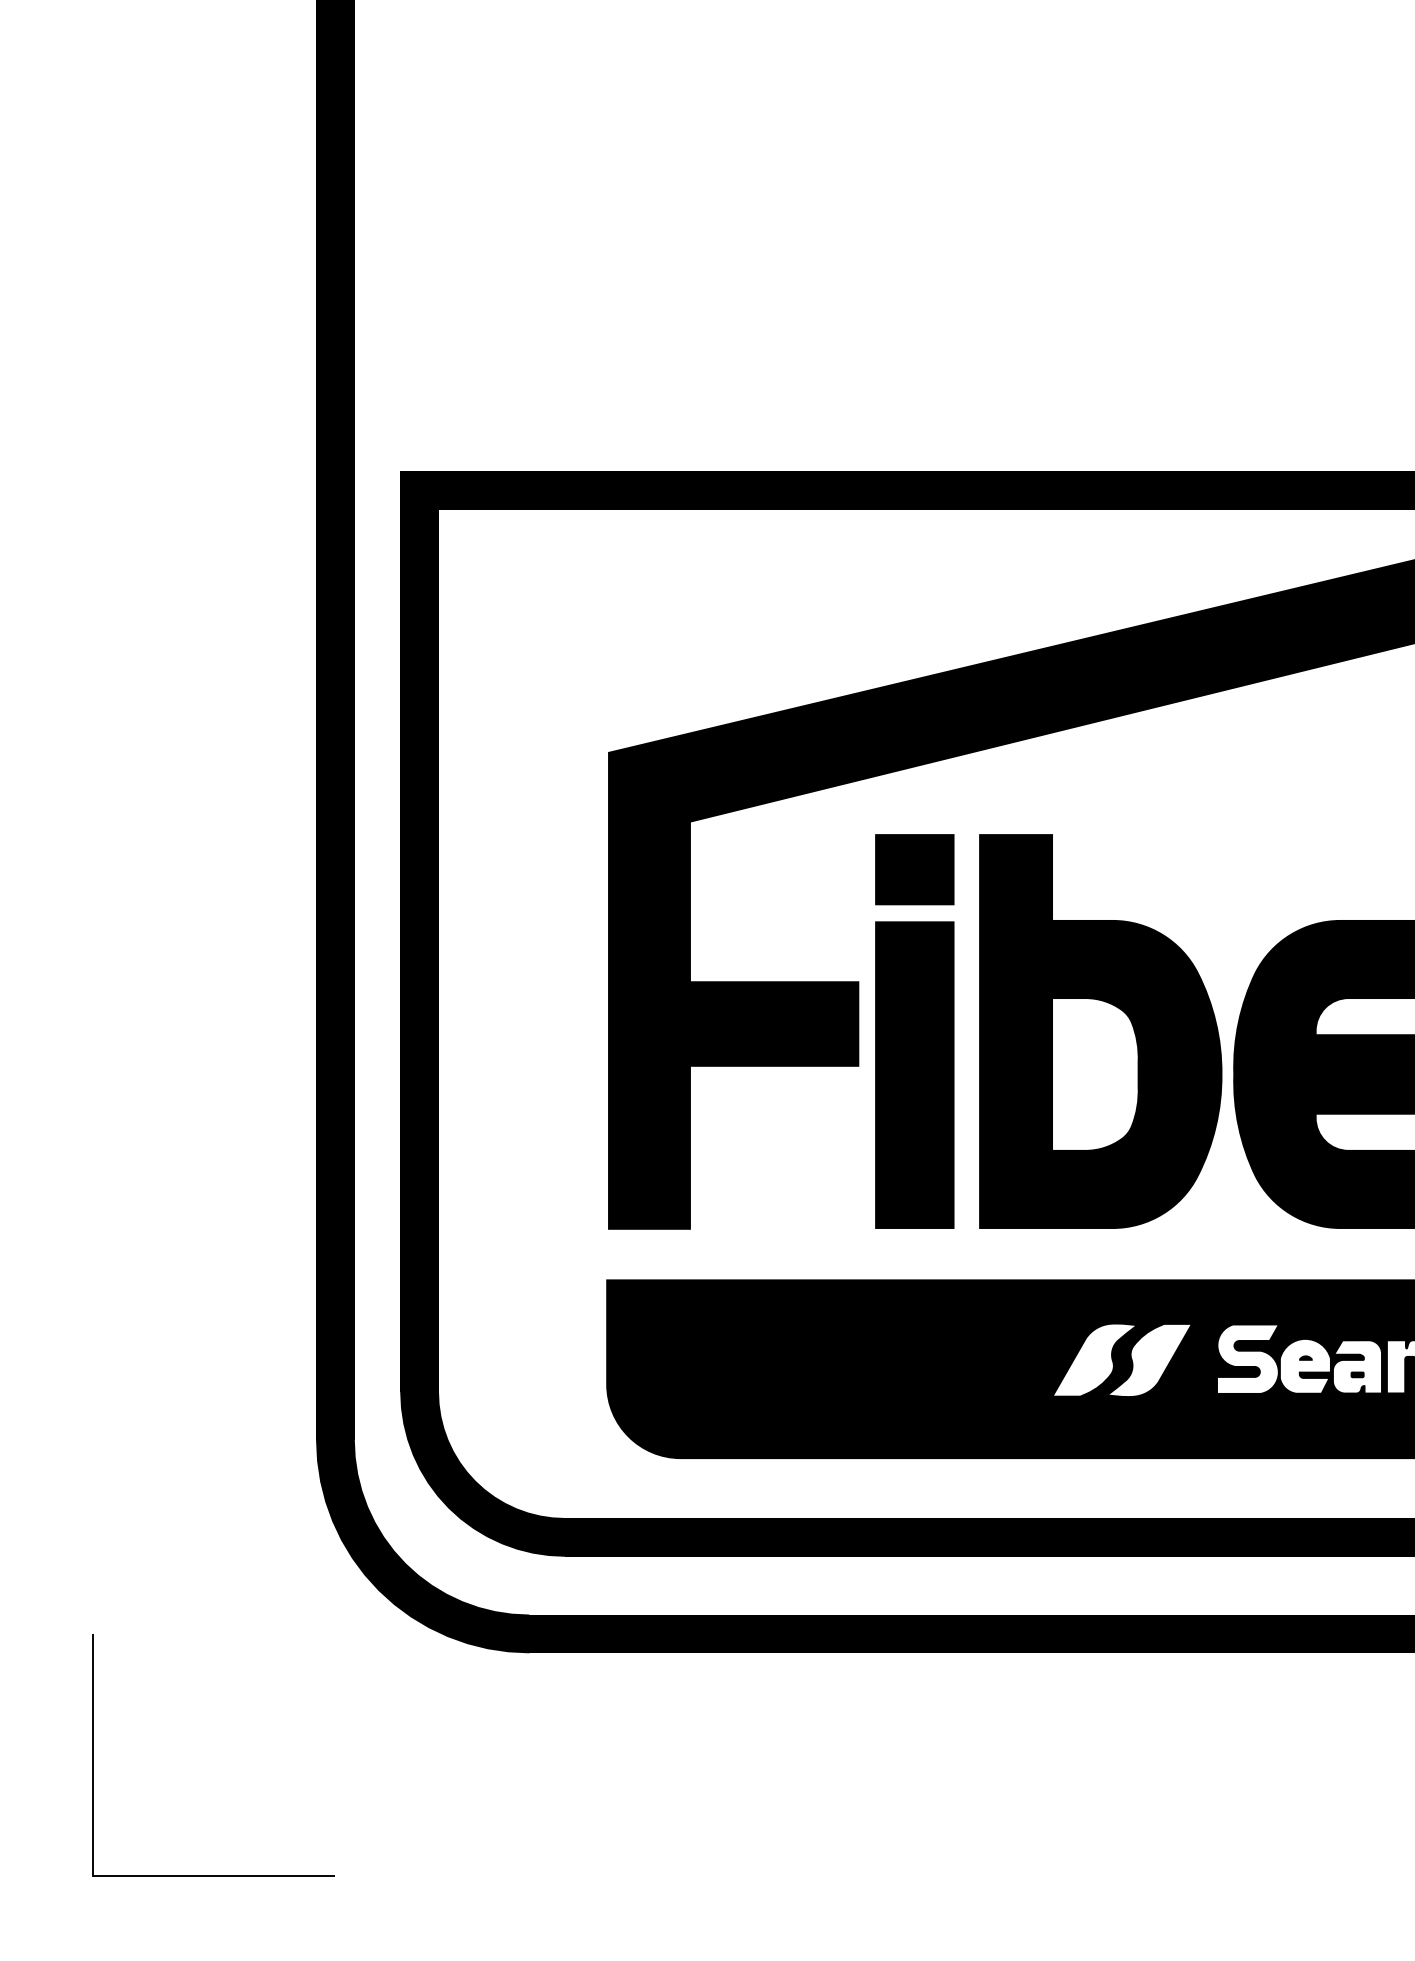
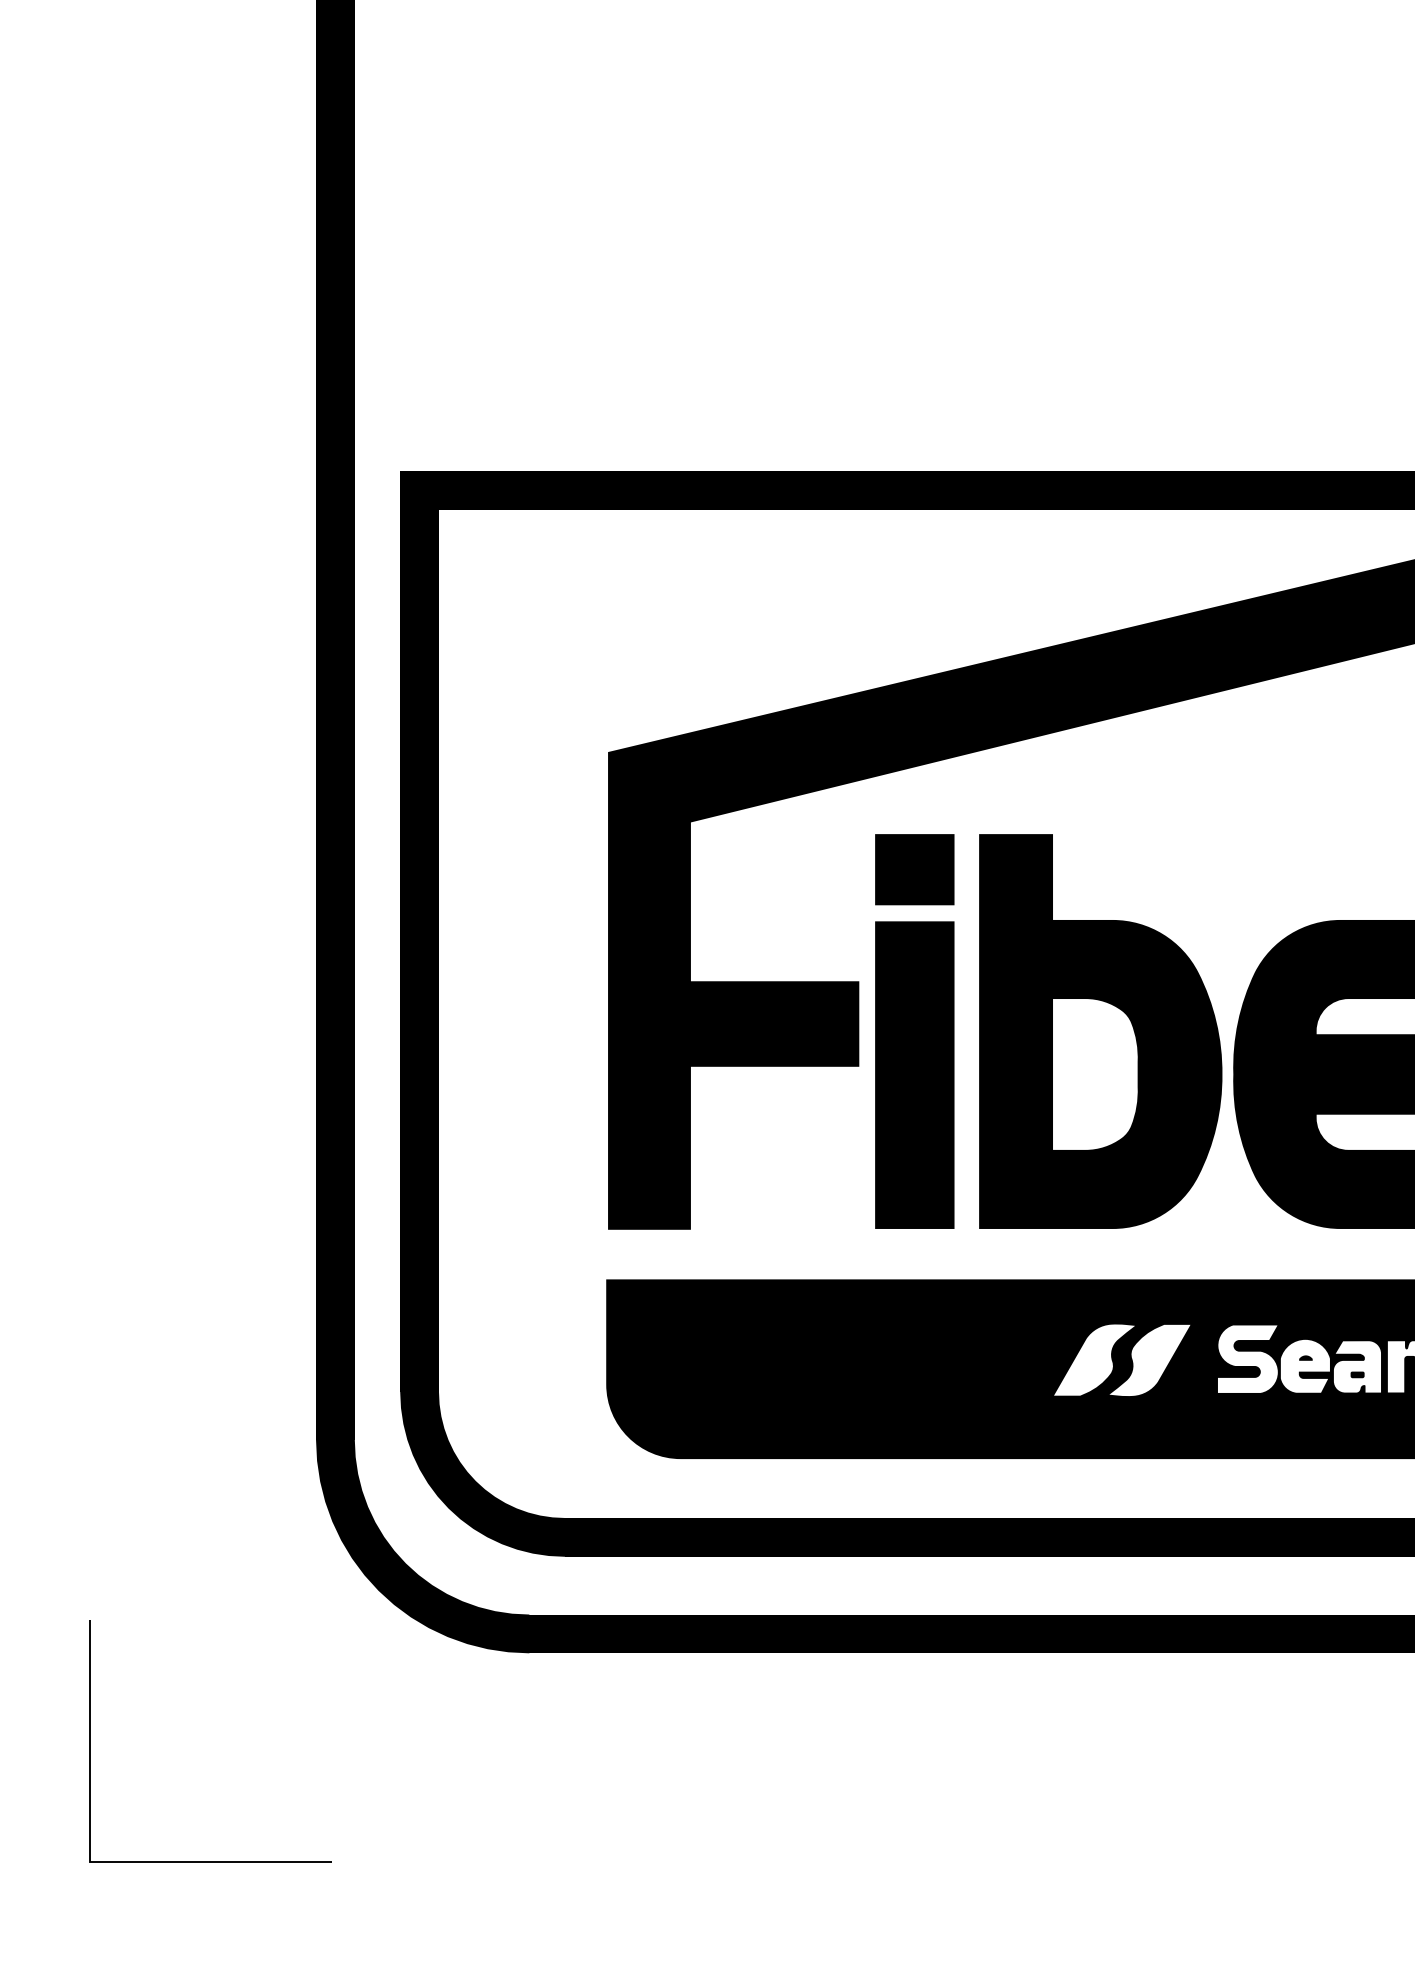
line position: (93, 1755) -> (90, 1741) (90, 1741)
